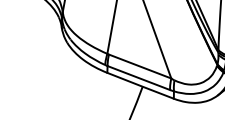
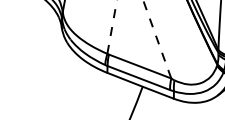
line: solid -> dashed (112, 26)
line: solid -> dashed (157, 39)
